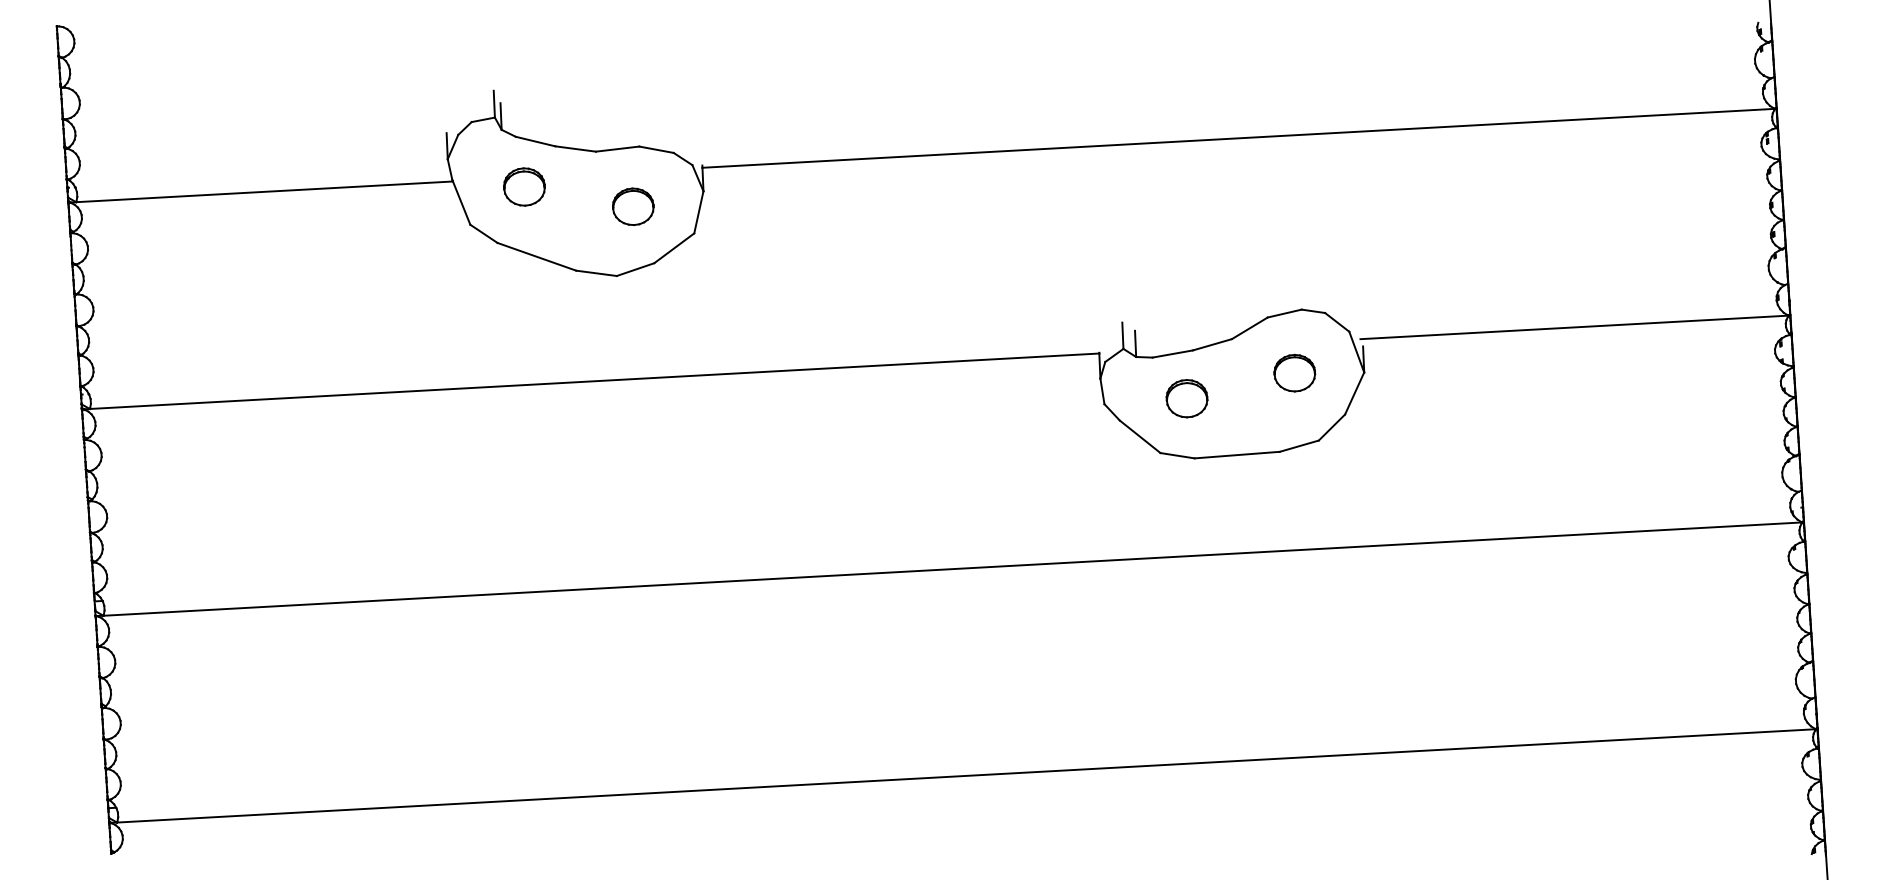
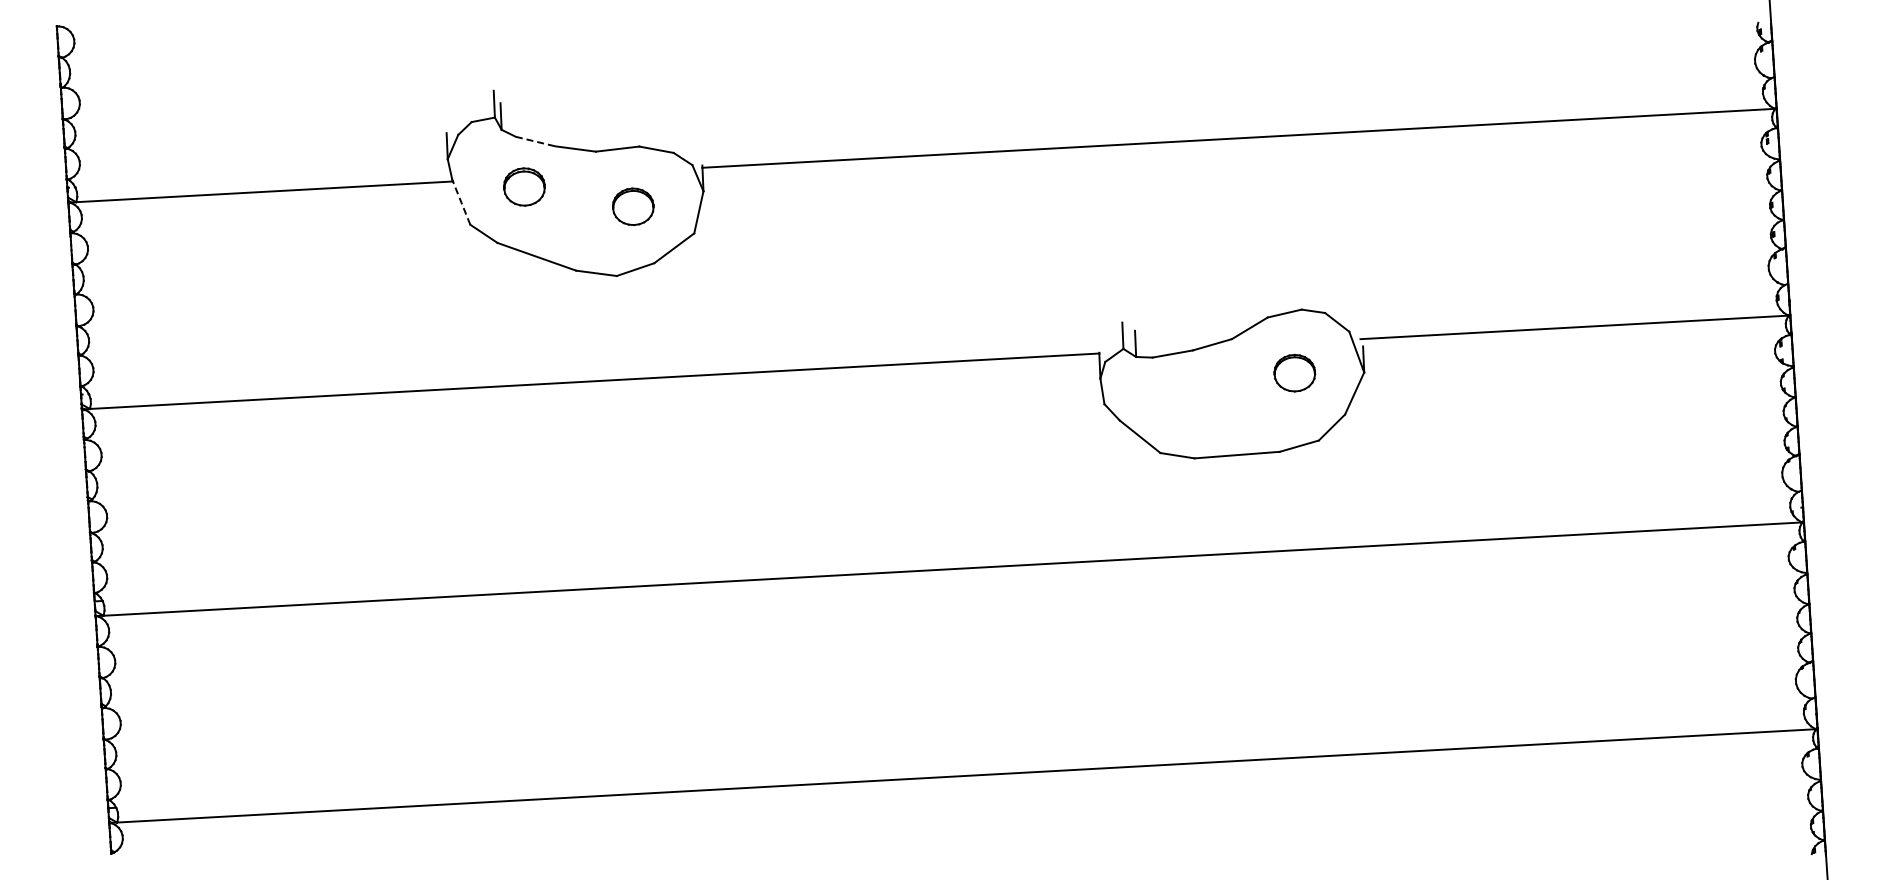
line: solid -> dashed (536, 141)
line: solid -> dashed (461, 202)
part: present -> none (1186, 398)
